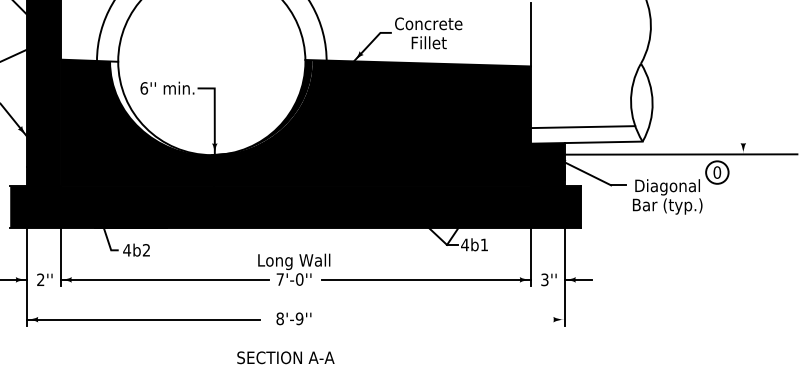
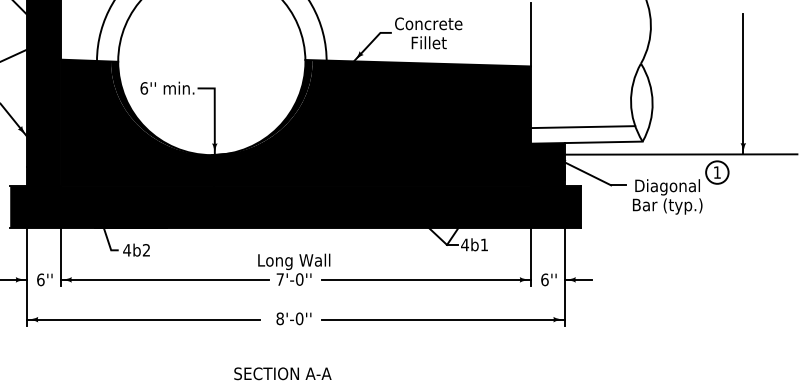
line: none -> present (743, 84)
fill: none -> present (160, 108)
text: 0 -> 1 (717, 172)
text: 2'' -> 6'' (40, 279)
text: 3'' -> 6'' (544, 279)
text: 8'-9'' -> 8'-0'' (299, 318)
line: none -> present (443, 319)
text position: (285, 357) -> (282, 373) (282, 373)
